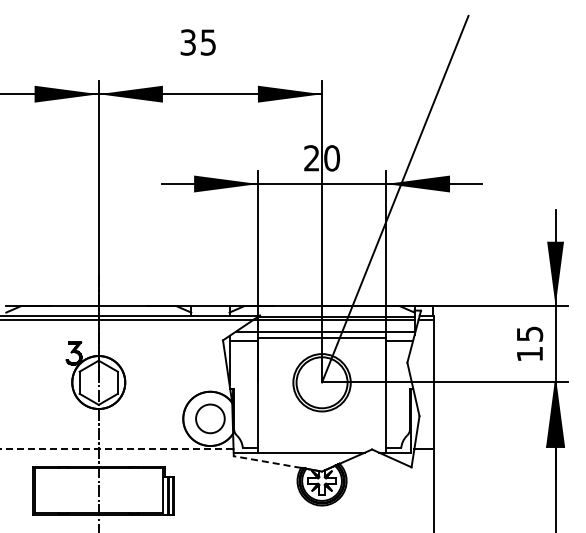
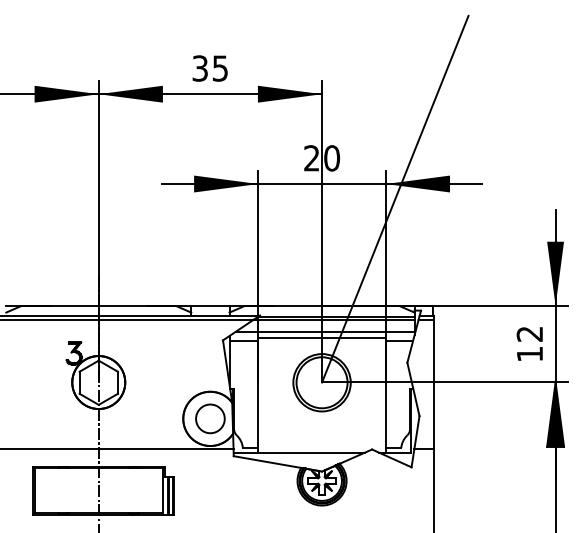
text position: (197, 42) -> (209, 68) (209, 68)
text: 15 -> 12 (529, 333)
line: dashed -> solid (117, 449)
line: dashed -> solid (267, 461)
